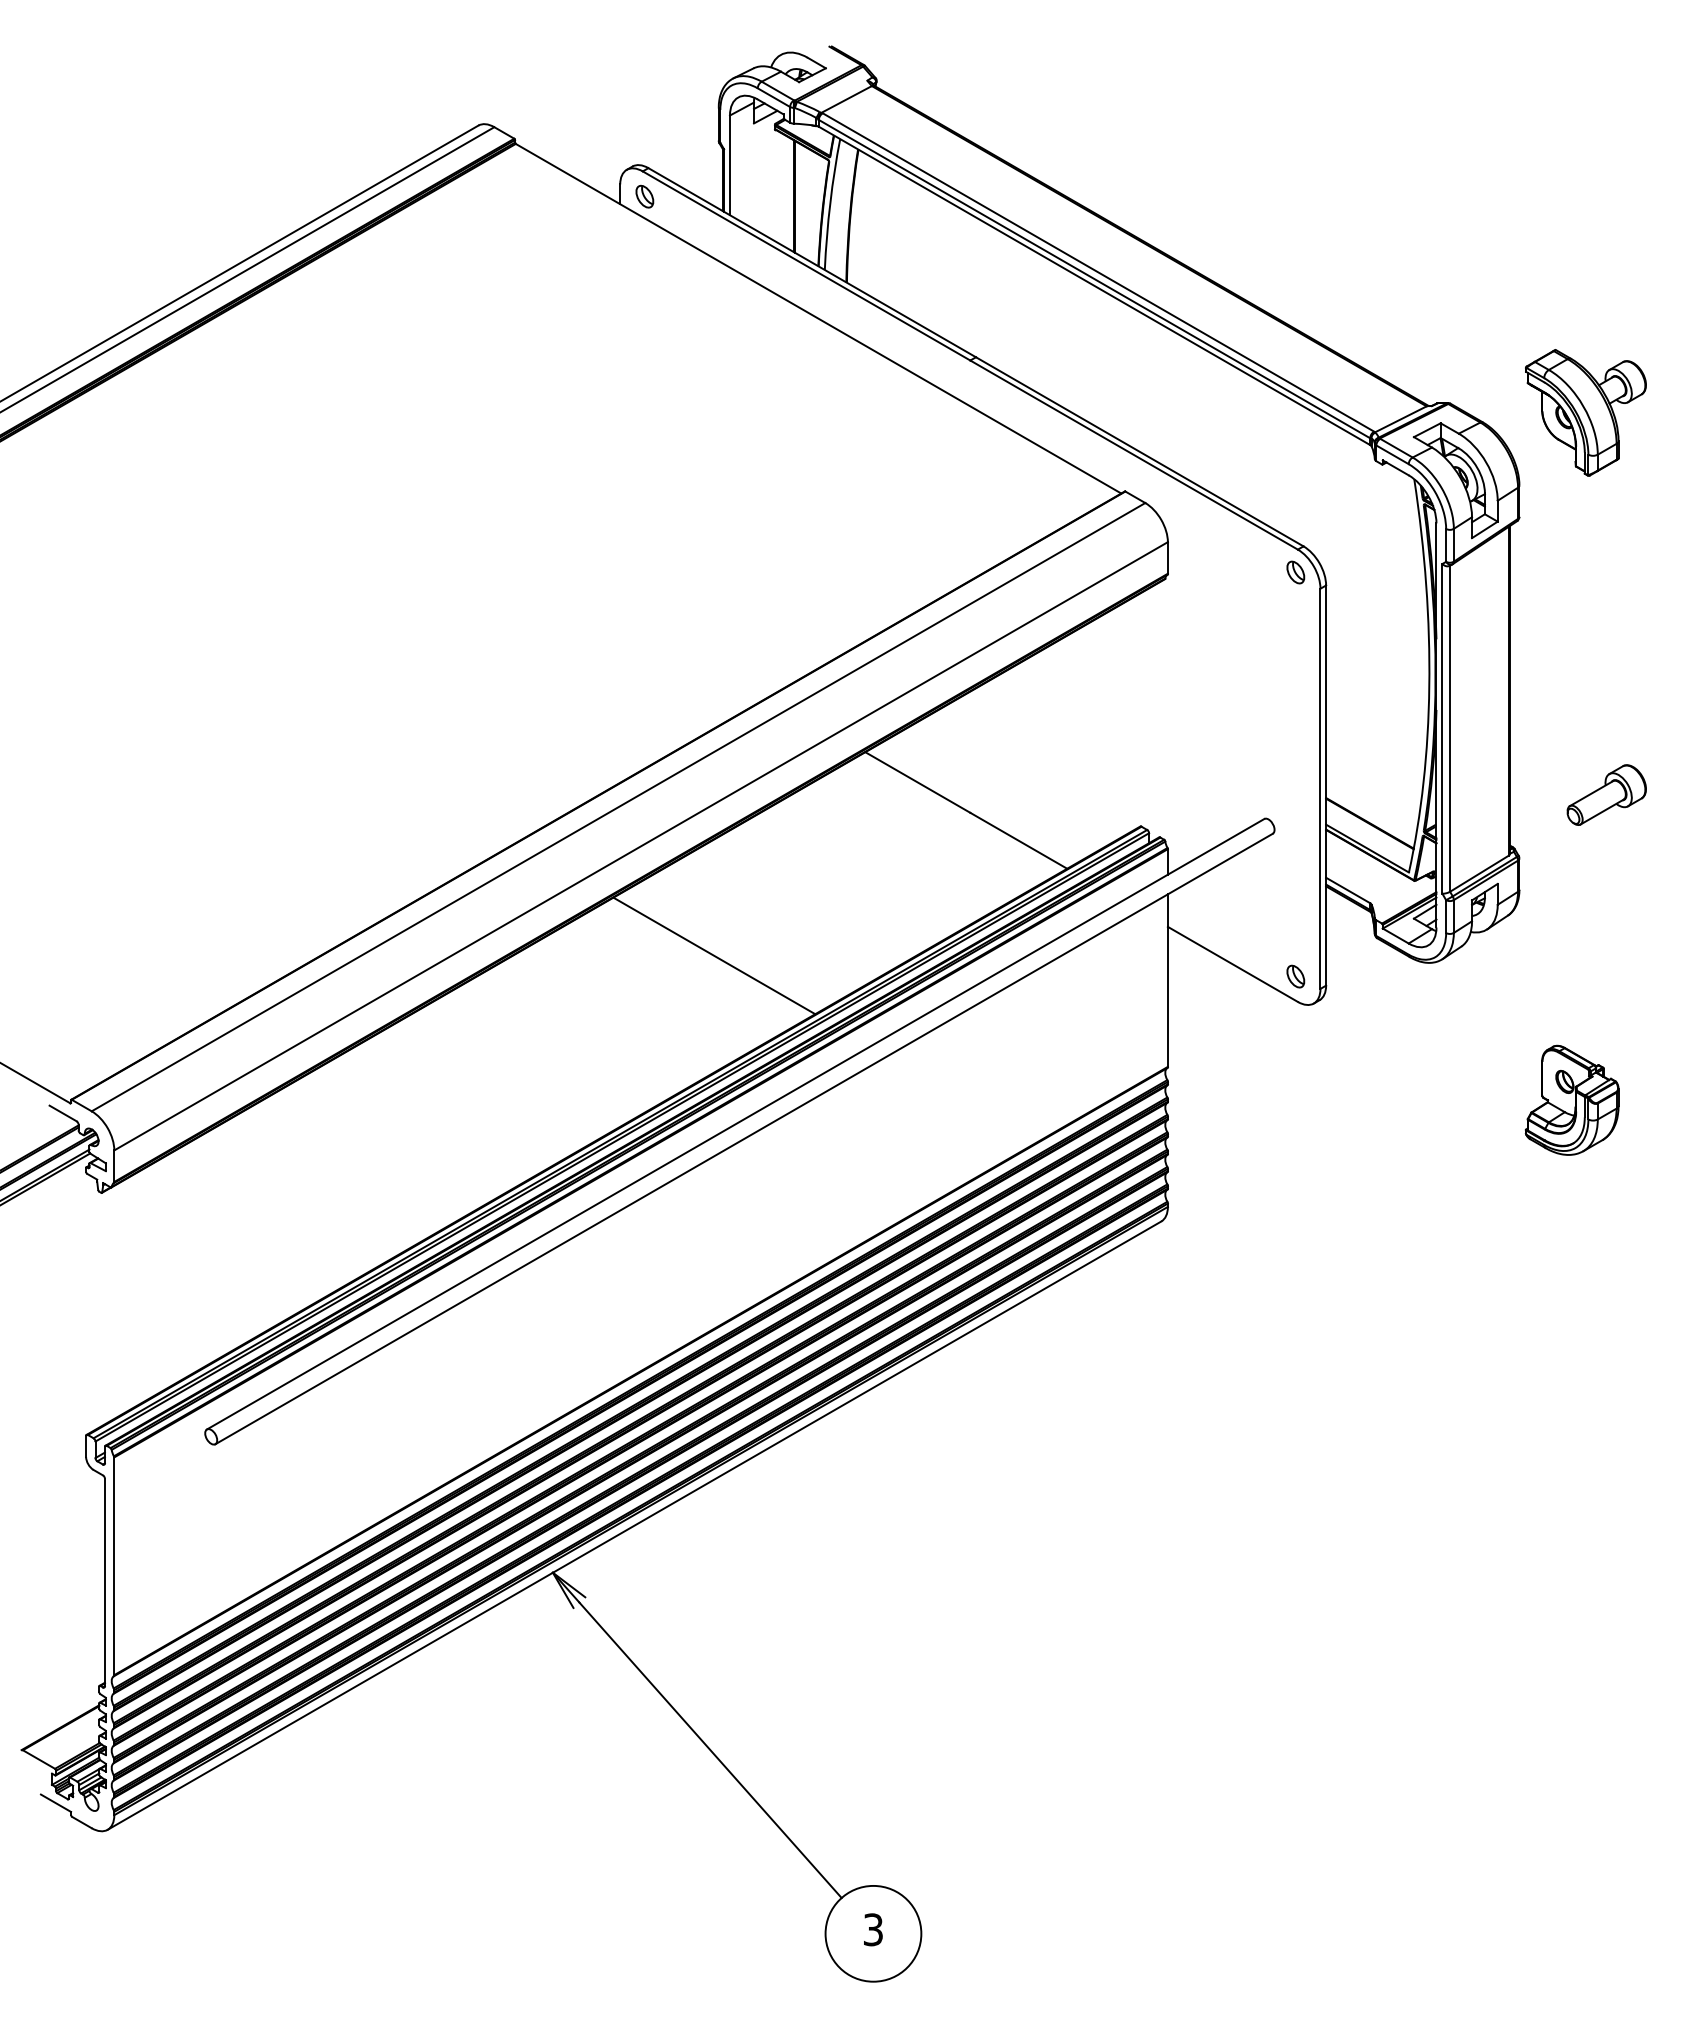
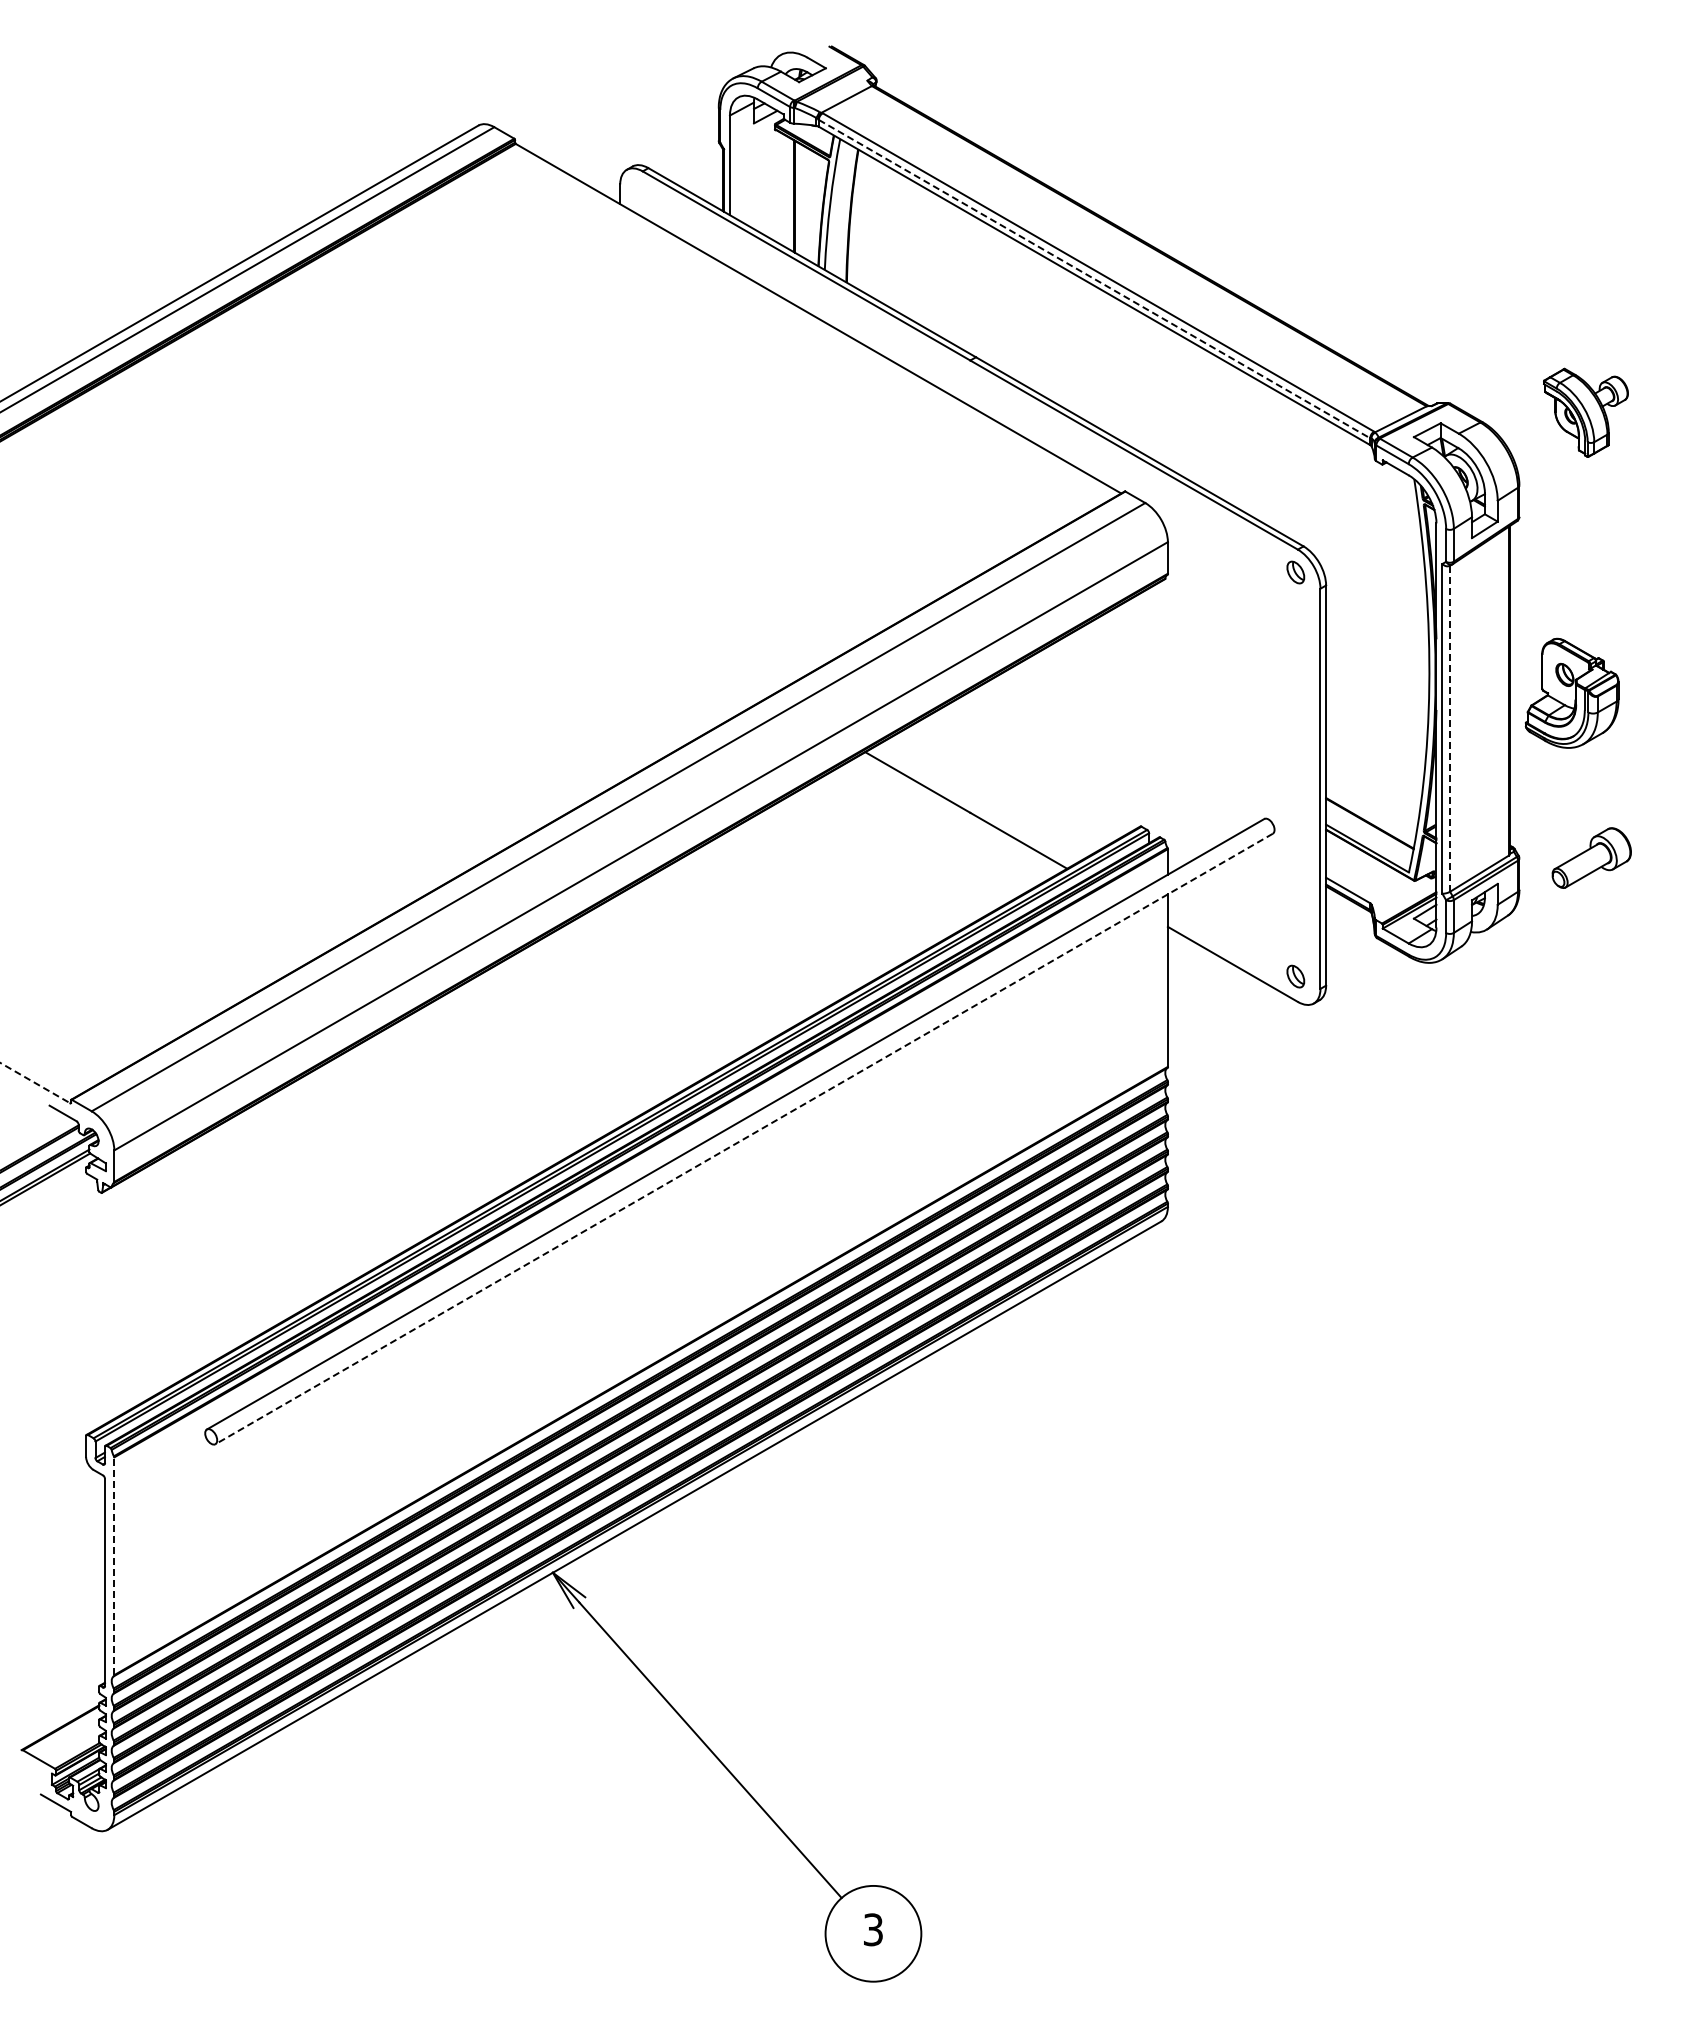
part: present -> none (644, 196)
line: solid -> dashed (1094, 279)
part size: 122x128 px -> 86x91 px (1585, 412)
line: solid -> dashed (1450, 728)
part position: (1606, 794) -> (1591, 857) (1591, 857)
line: present -> none (714, 955)
line: solid -> dashed (35, 1083)
part position: (1571, 1099) -> (1571, 692) (1571, 692)
line: solid -> dashed (743, 1139)
line: solid -> dashed (114, 1566)
